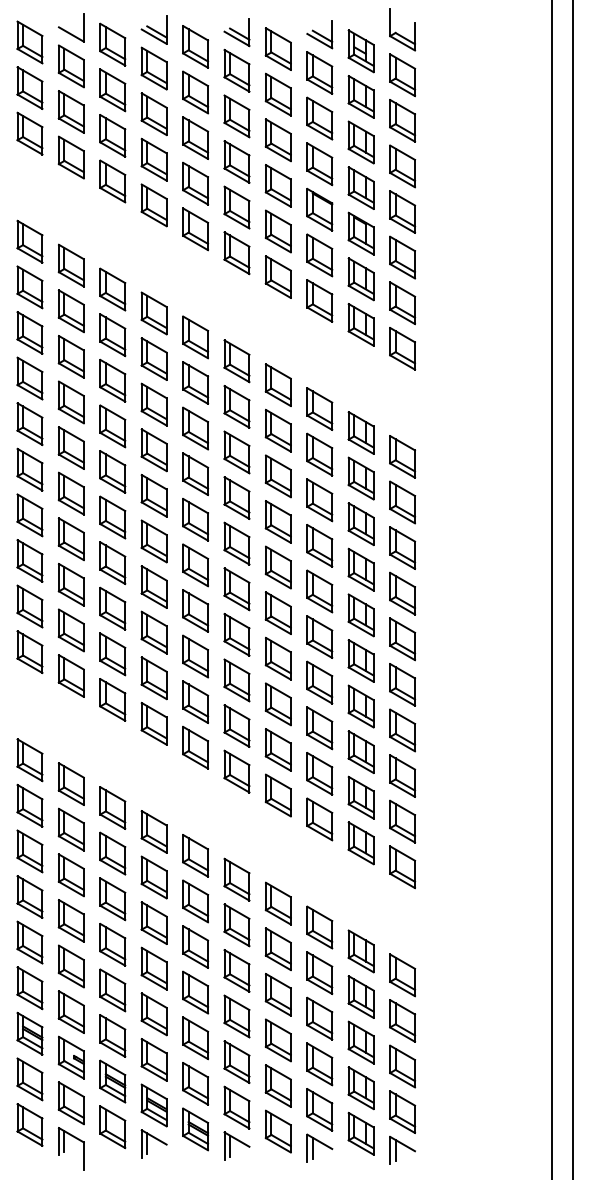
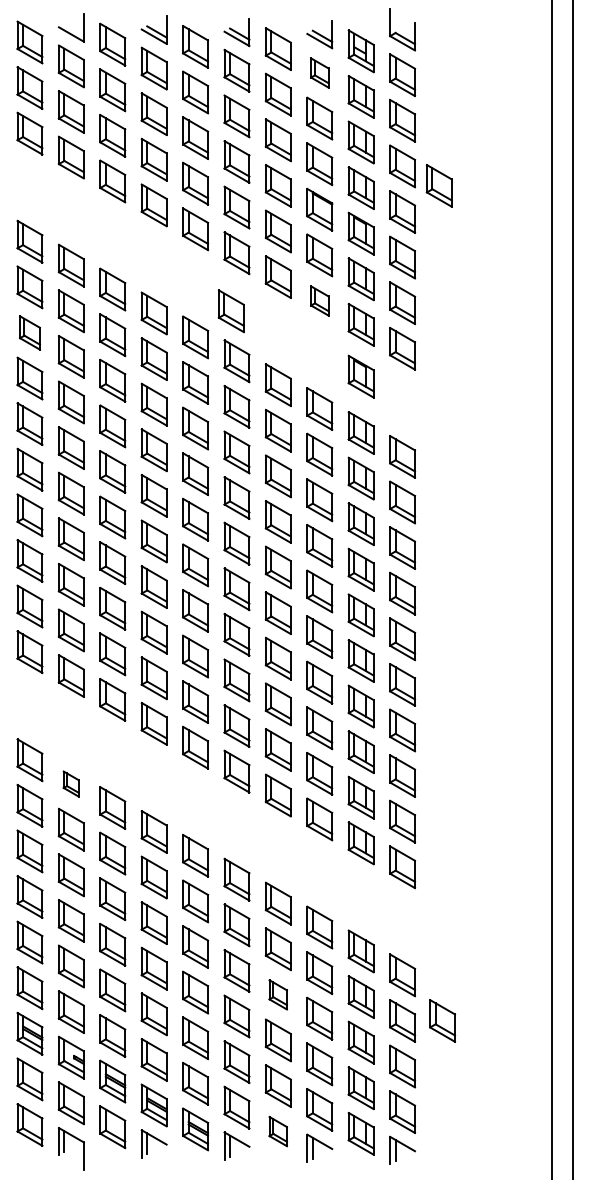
part size: 28x44 px -> 20x32 px (319, 72)
part: none -> present (438, 185)
part size: 28x44 px -> 20x32 px (319, 300)
part: none -> present (230, 311)
part size: 28x44 px -> 22x36 px (29, 332)
part: none -> present (360, 376)
part size: 28x44 px -> 18x28 px (70, 783)
part size: 28x44 px -> 20x32 px (277, 994)
part: none -> present (442, 1020)
part size: 28x45 px -> 20x33 px (277, 1131)
